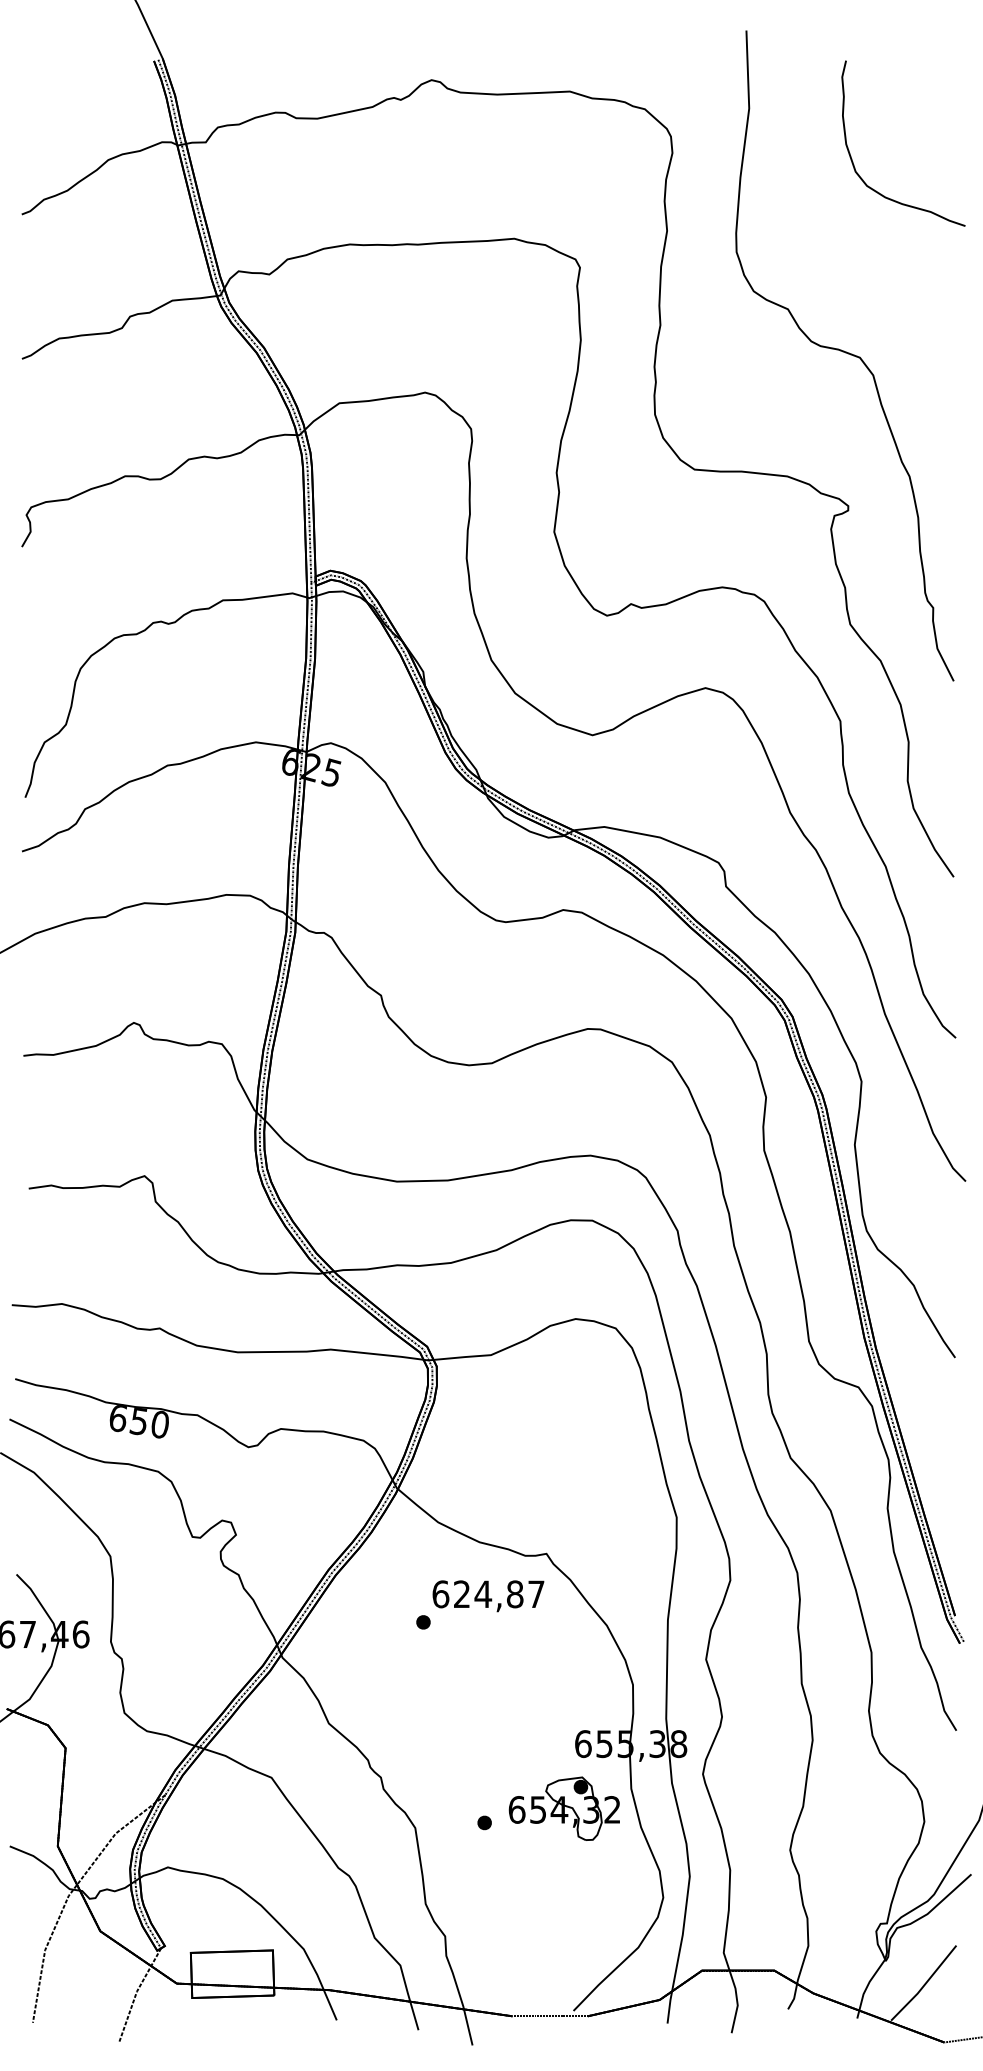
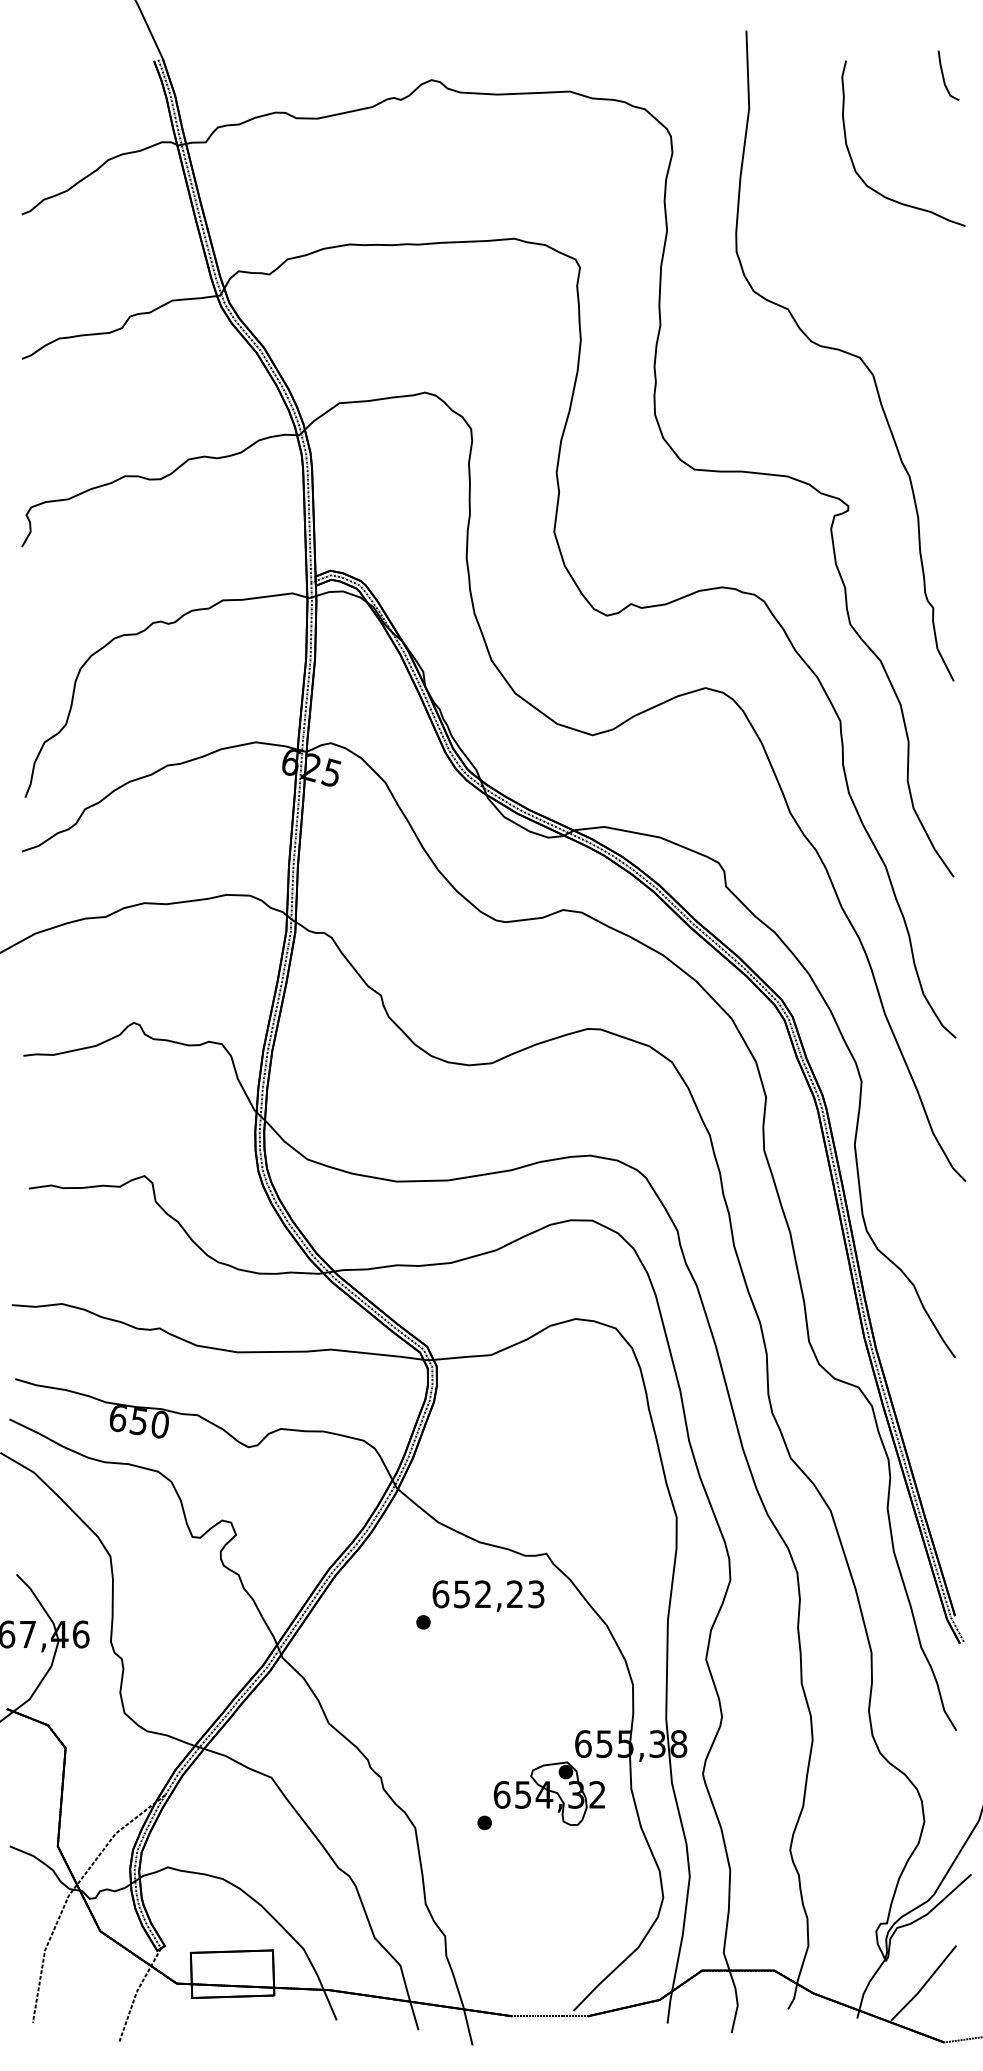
line: none -> present (944, 77)
text: 624,87 -> 652,23 (499, 1594)
part position: (563, 1808) -> (548, 1793) (548, 1793)
